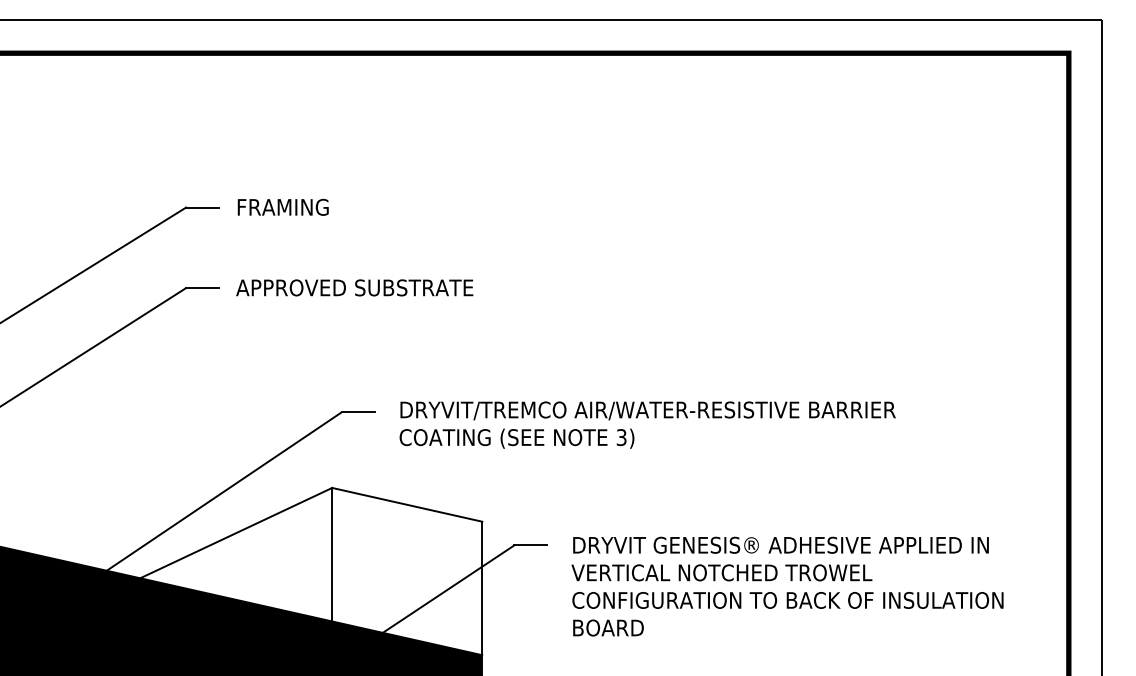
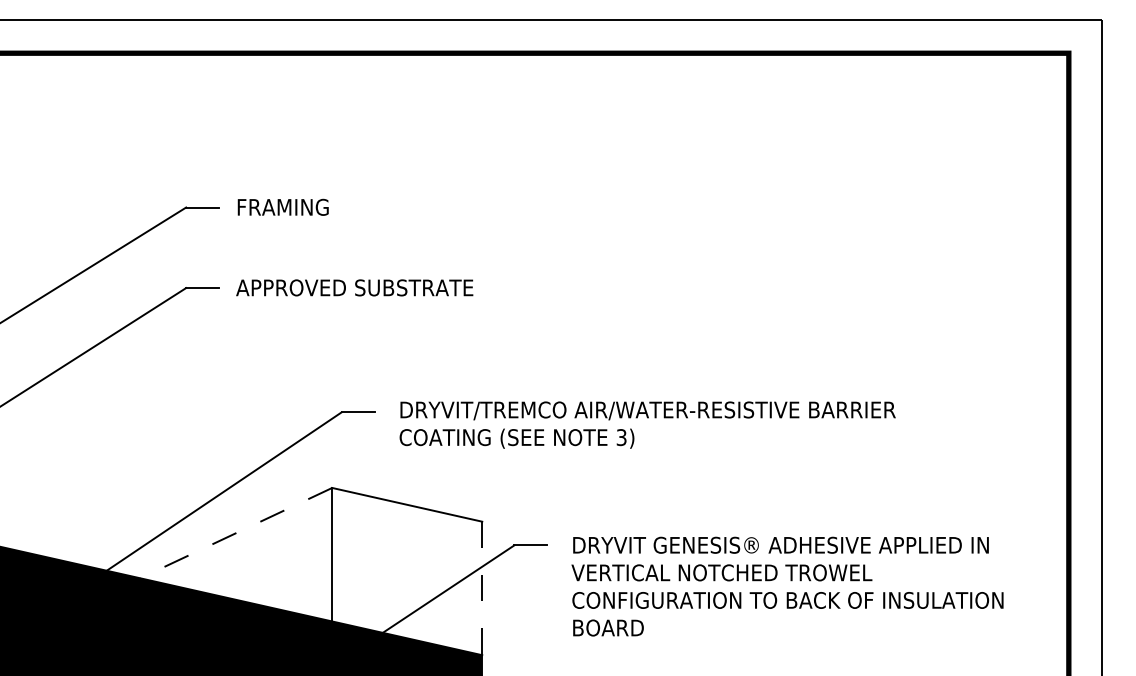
line: solid -> dashed (235, 533)
line: solid -> dashed (482, 588)
